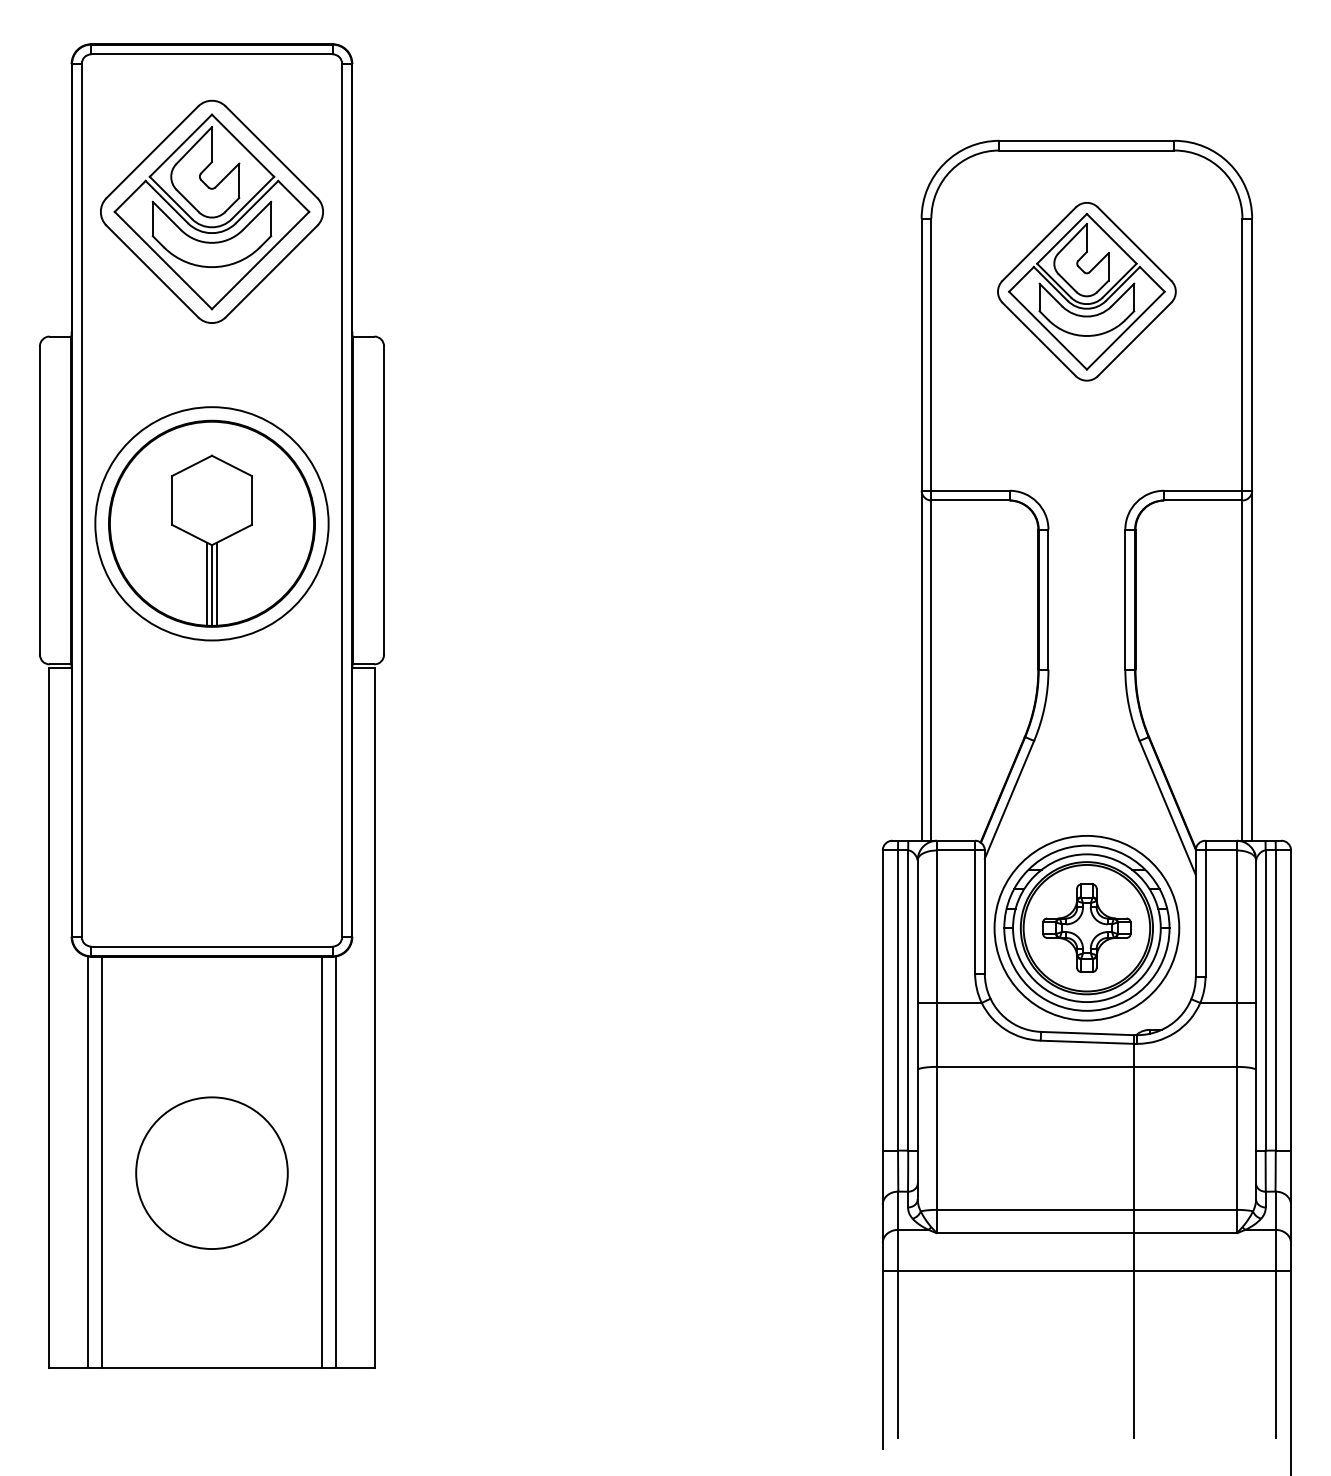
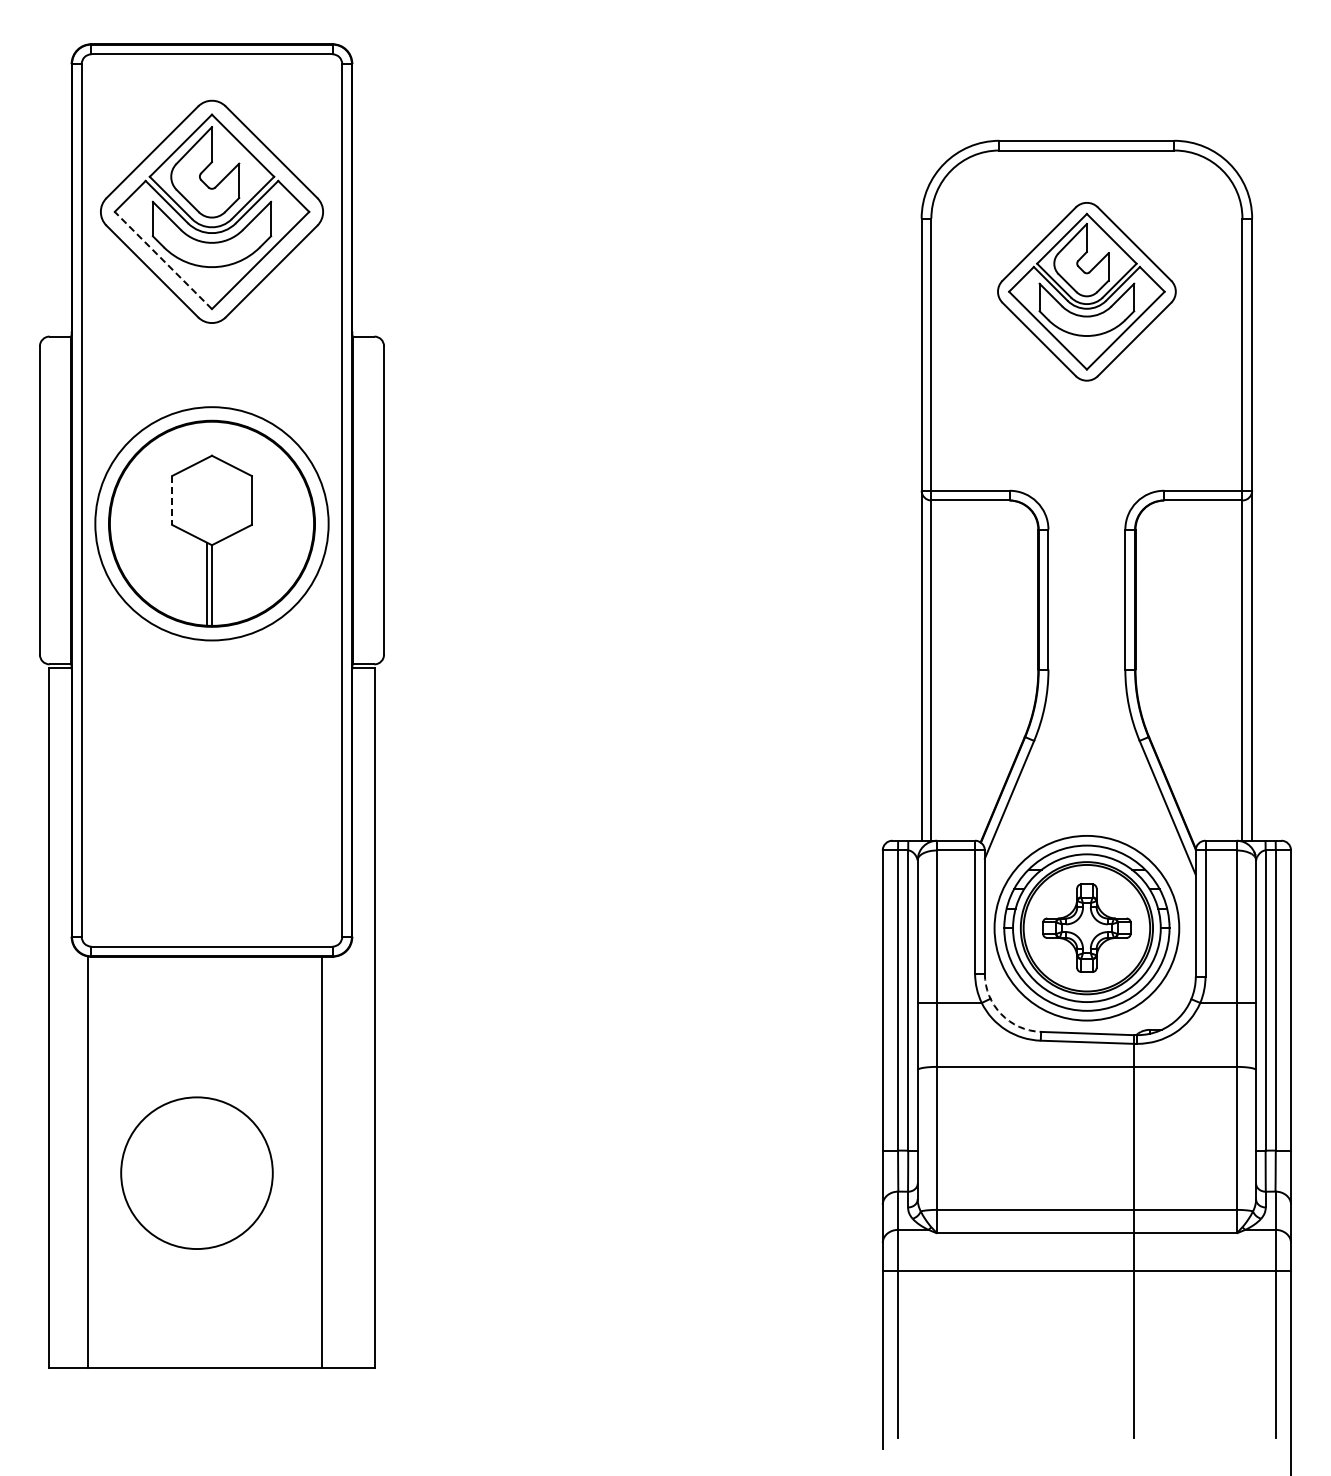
line: solid -> dashed (163, 260)
line: solid -> dashed (172, 500)
line: present -> none (216, 583)
arc: solid -> dashed (1001, 1014)
line: present -> none (102, 1161)
line: present -> none (336, 1161)
circle position: (211, 1172) -> (196, 1172) (196, 1172)
